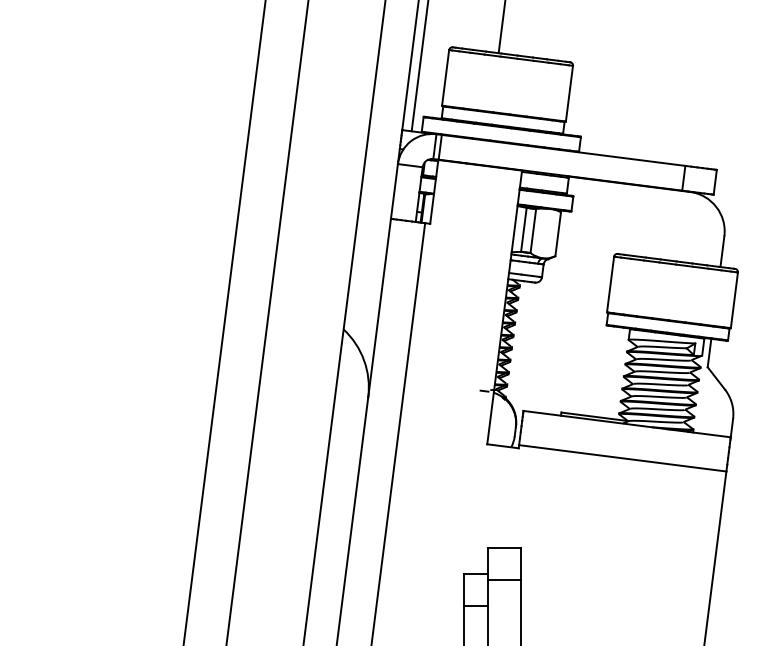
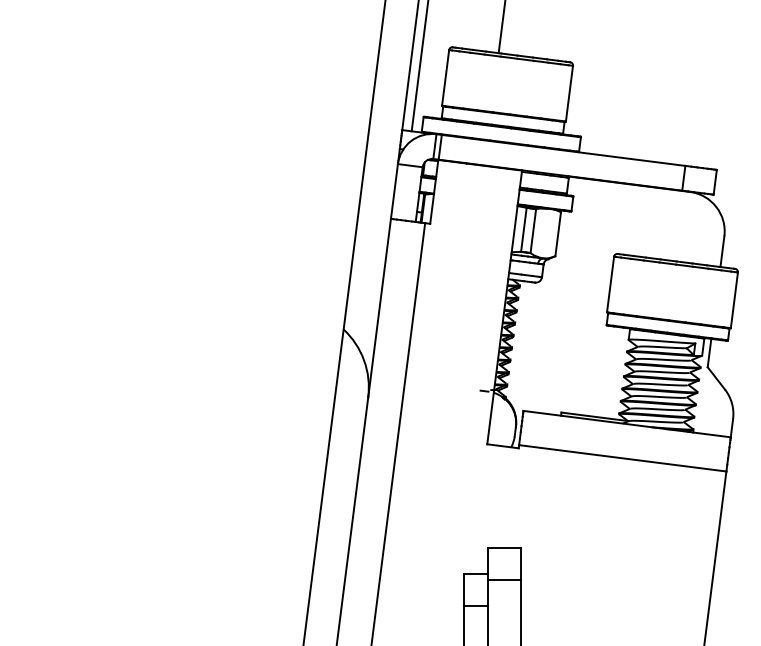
line: present -> none (224, 322)
line: present -> none (267, 322)
